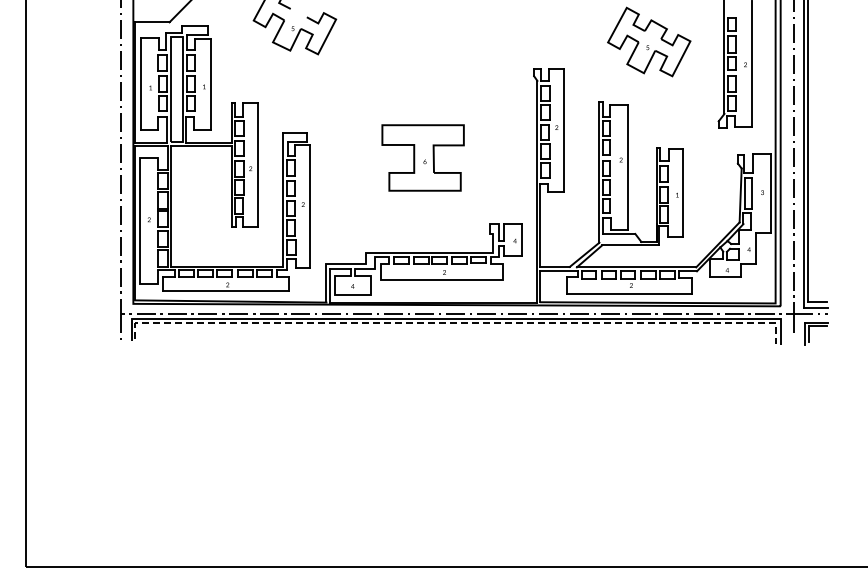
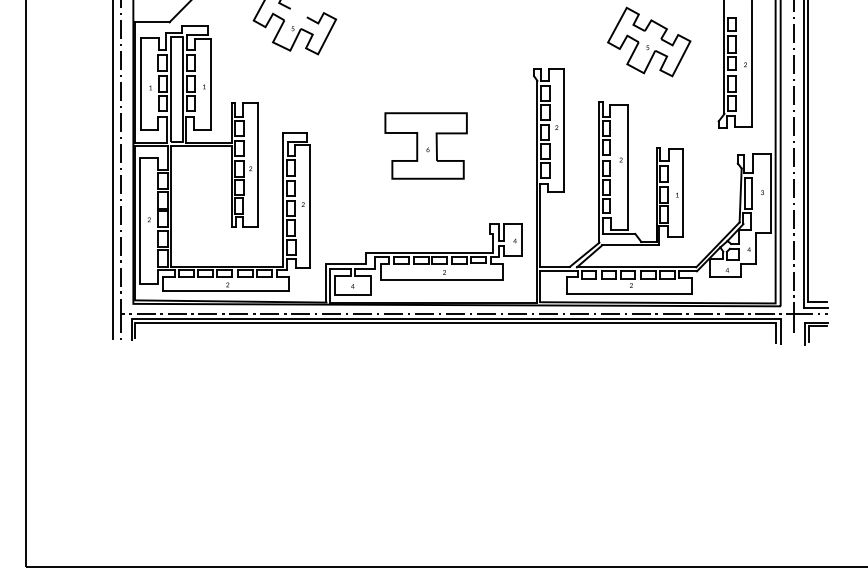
part position: (422, 157) -> (425, 145) (425, 145)
line: none -> present (113, 170)
line: dashed -> solid (458, 323)
